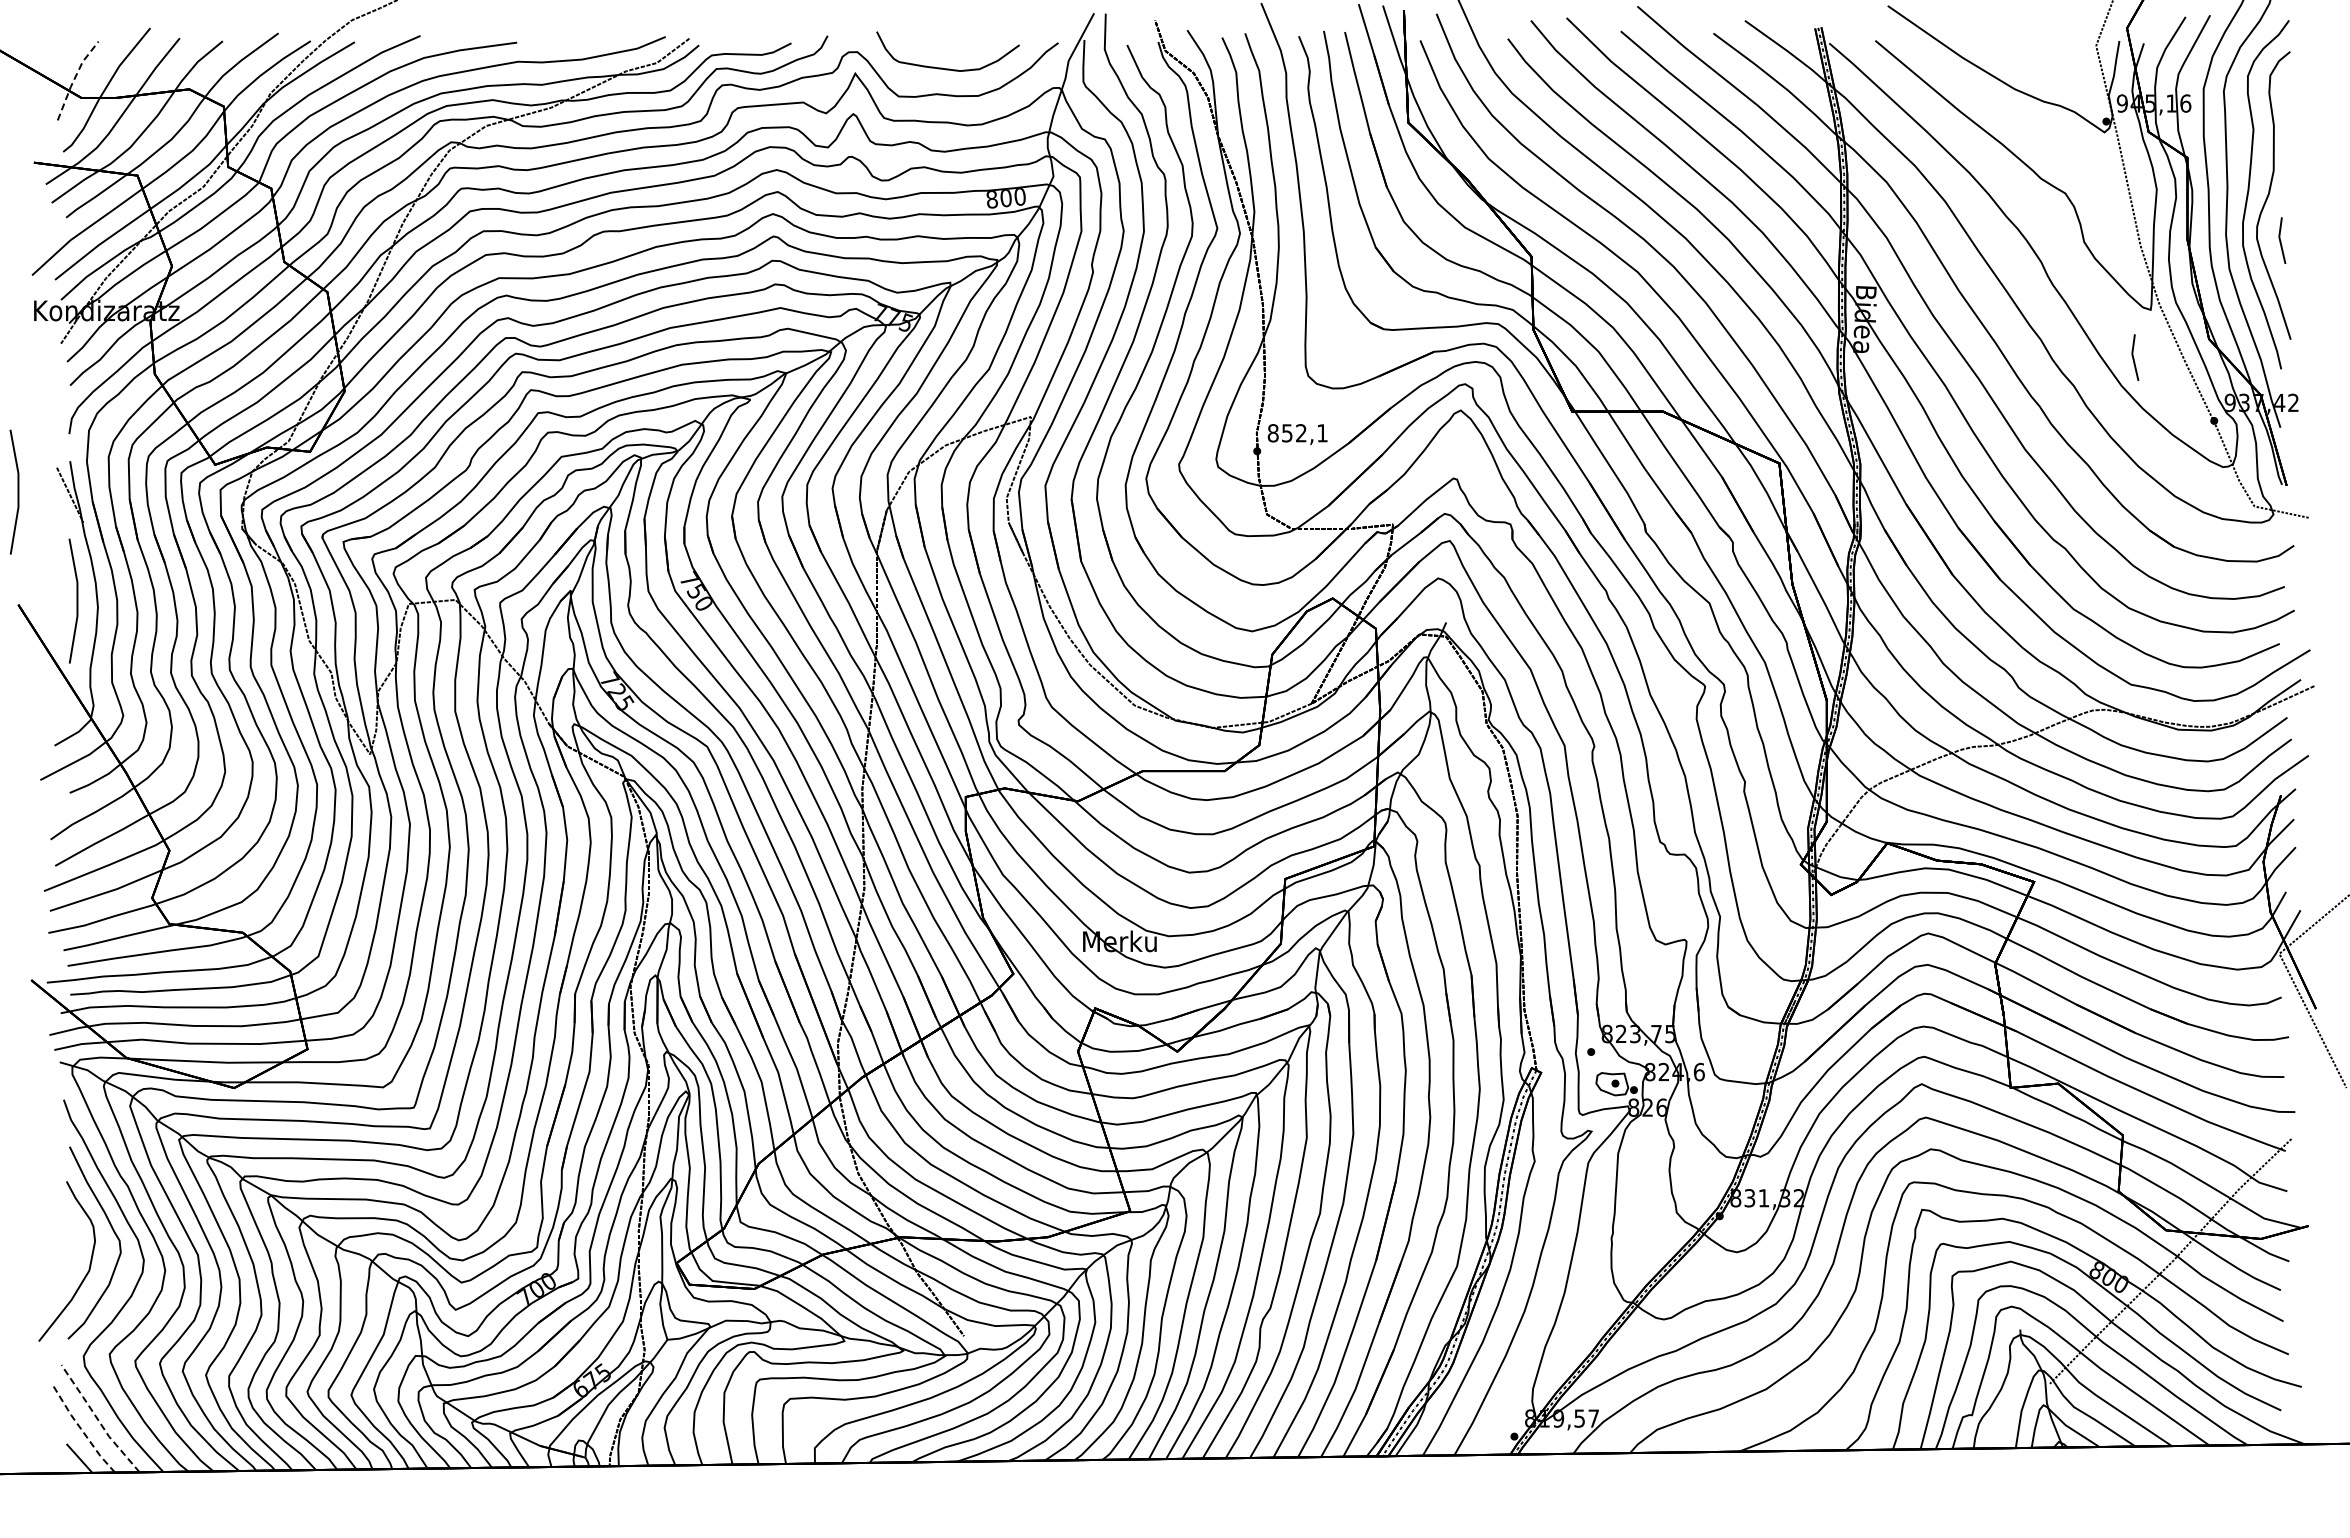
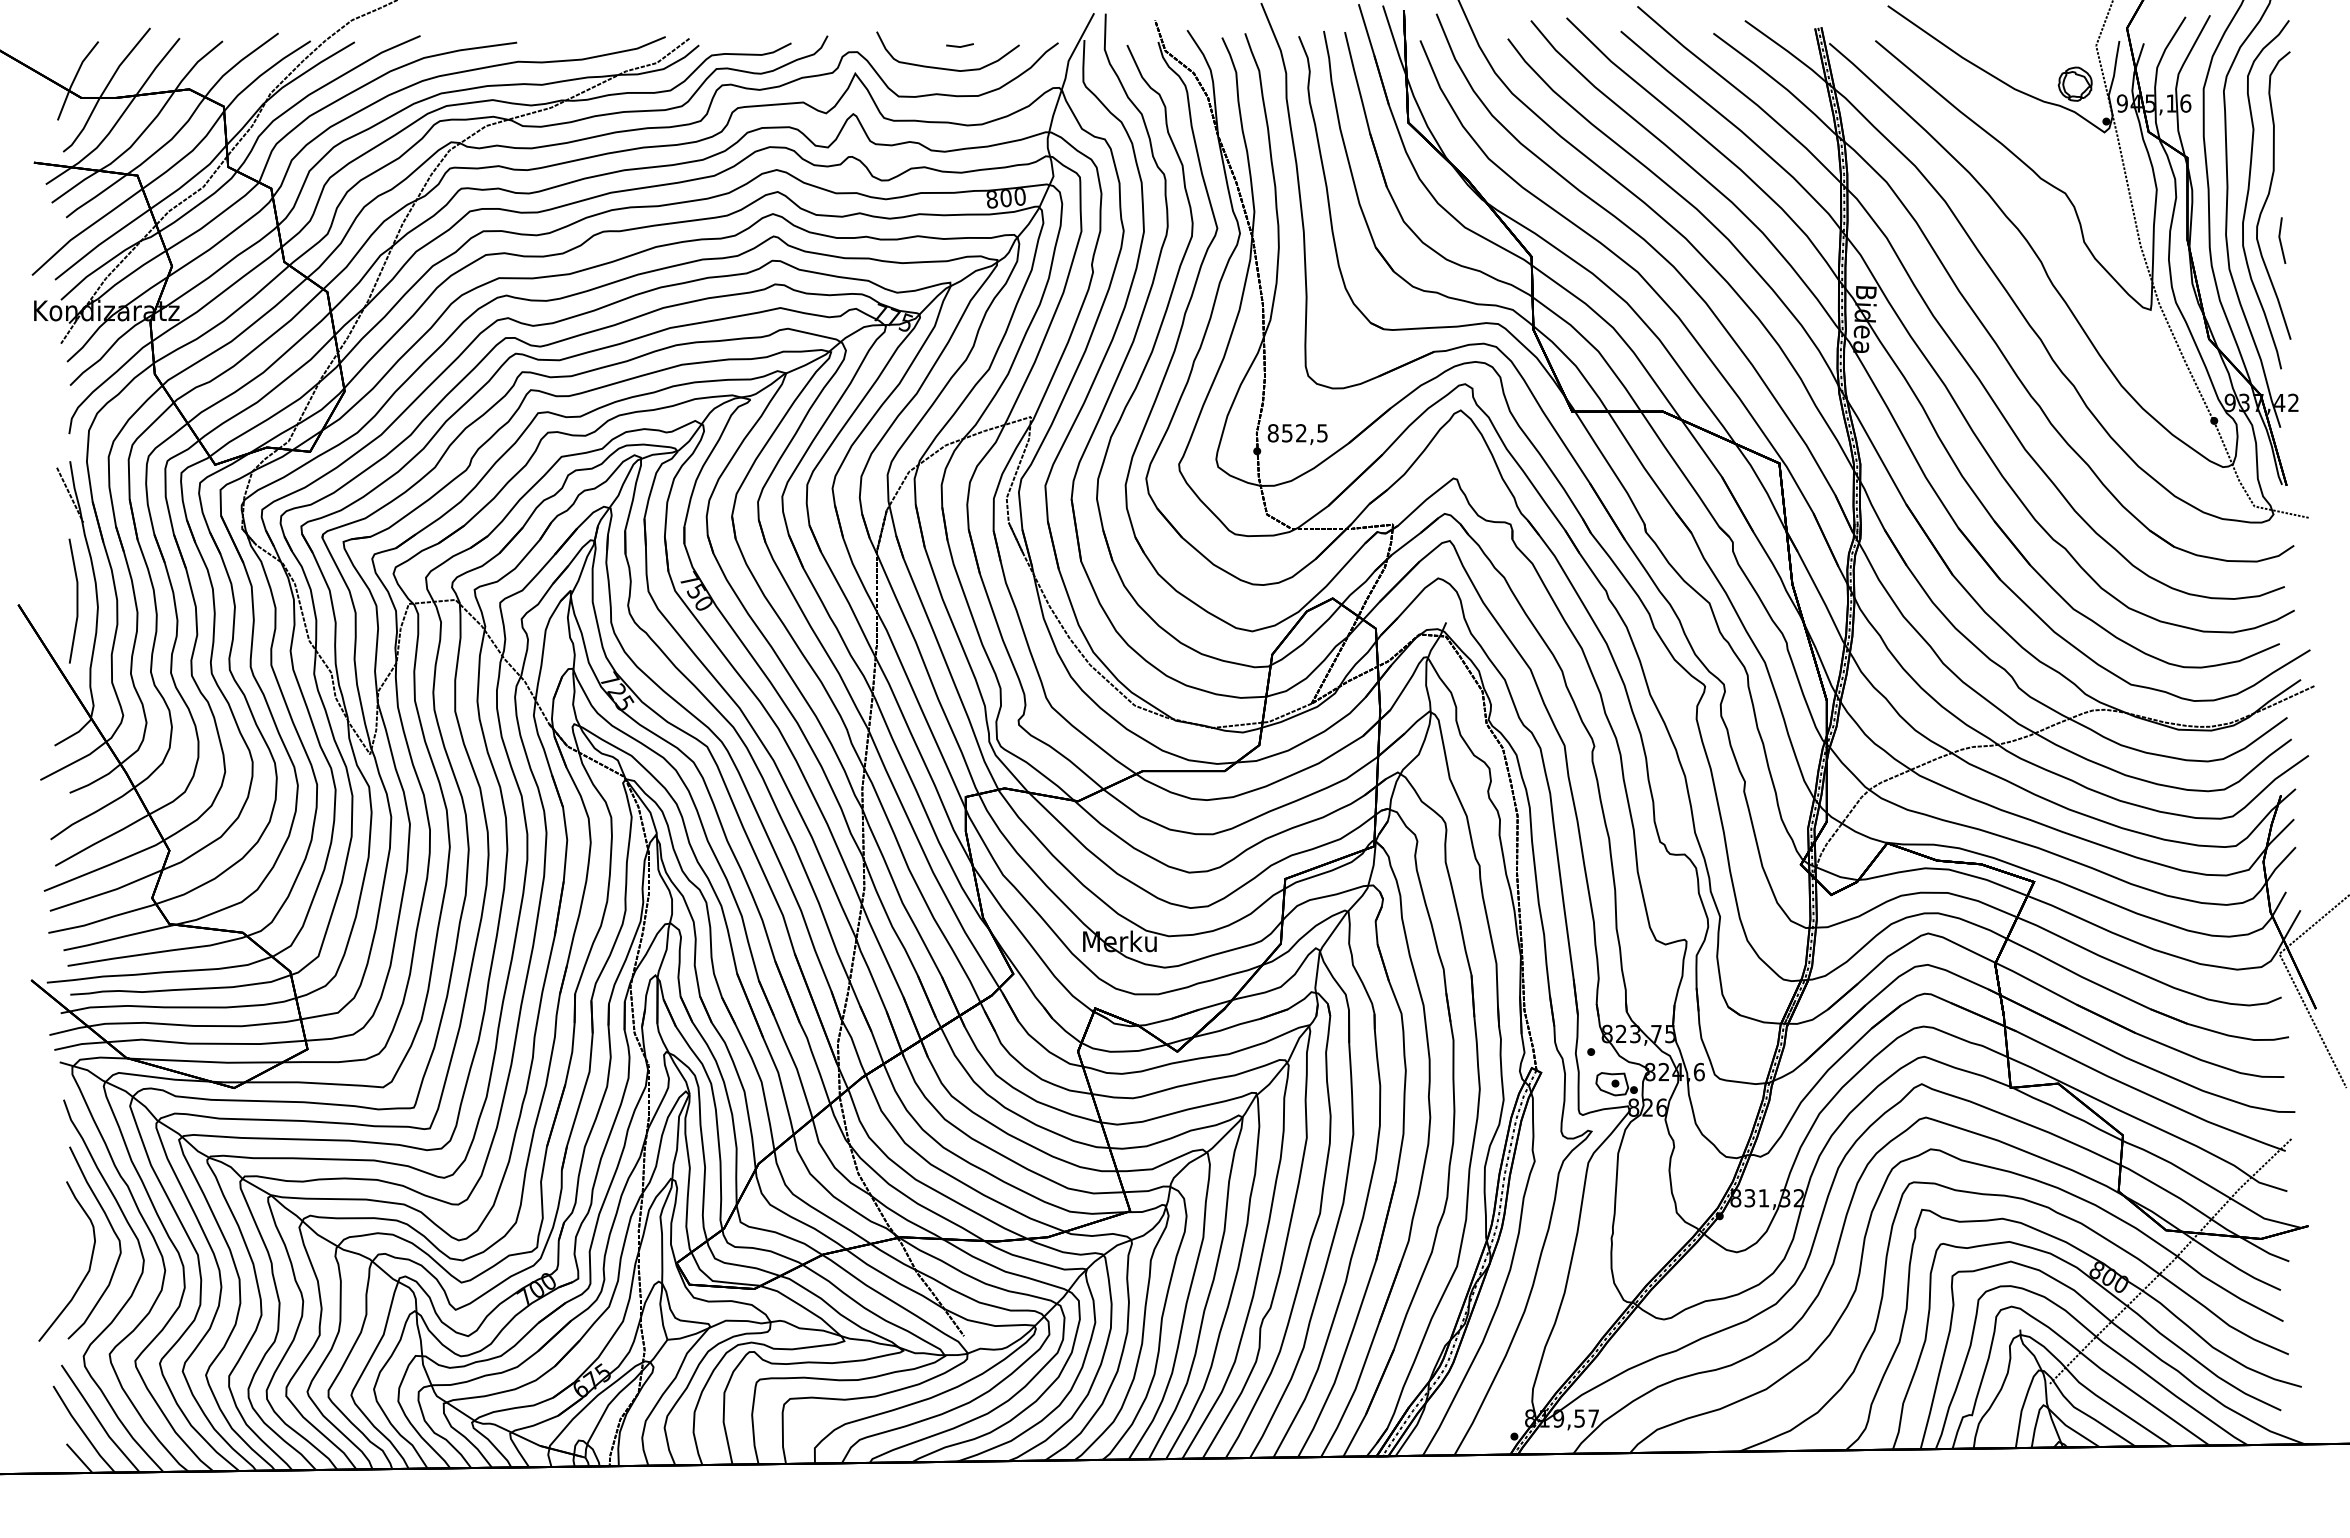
line: none -> present (959, 46)
line: dashed -> solid (74, 78)
part: none -> present (2074, 83)
line: present -> none (2134, 358)
text: 852,1 -> 852,5 (1322, 433)
line: present -> none (17, 491)
line: dashed -> solid (98, 1420)
line: dashed -> solid (82, 1430)
